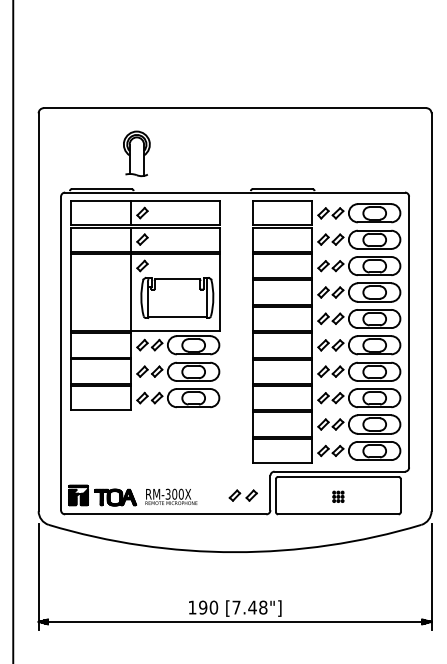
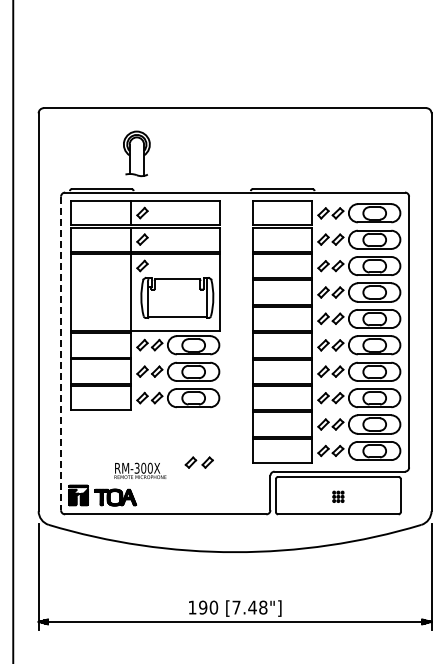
line: solid -> dashed (61, 353)
part position: (242, 495) -> (198, 462) (198, 462)
text position: (171, 496) -> (140, 470) (140, 470)
